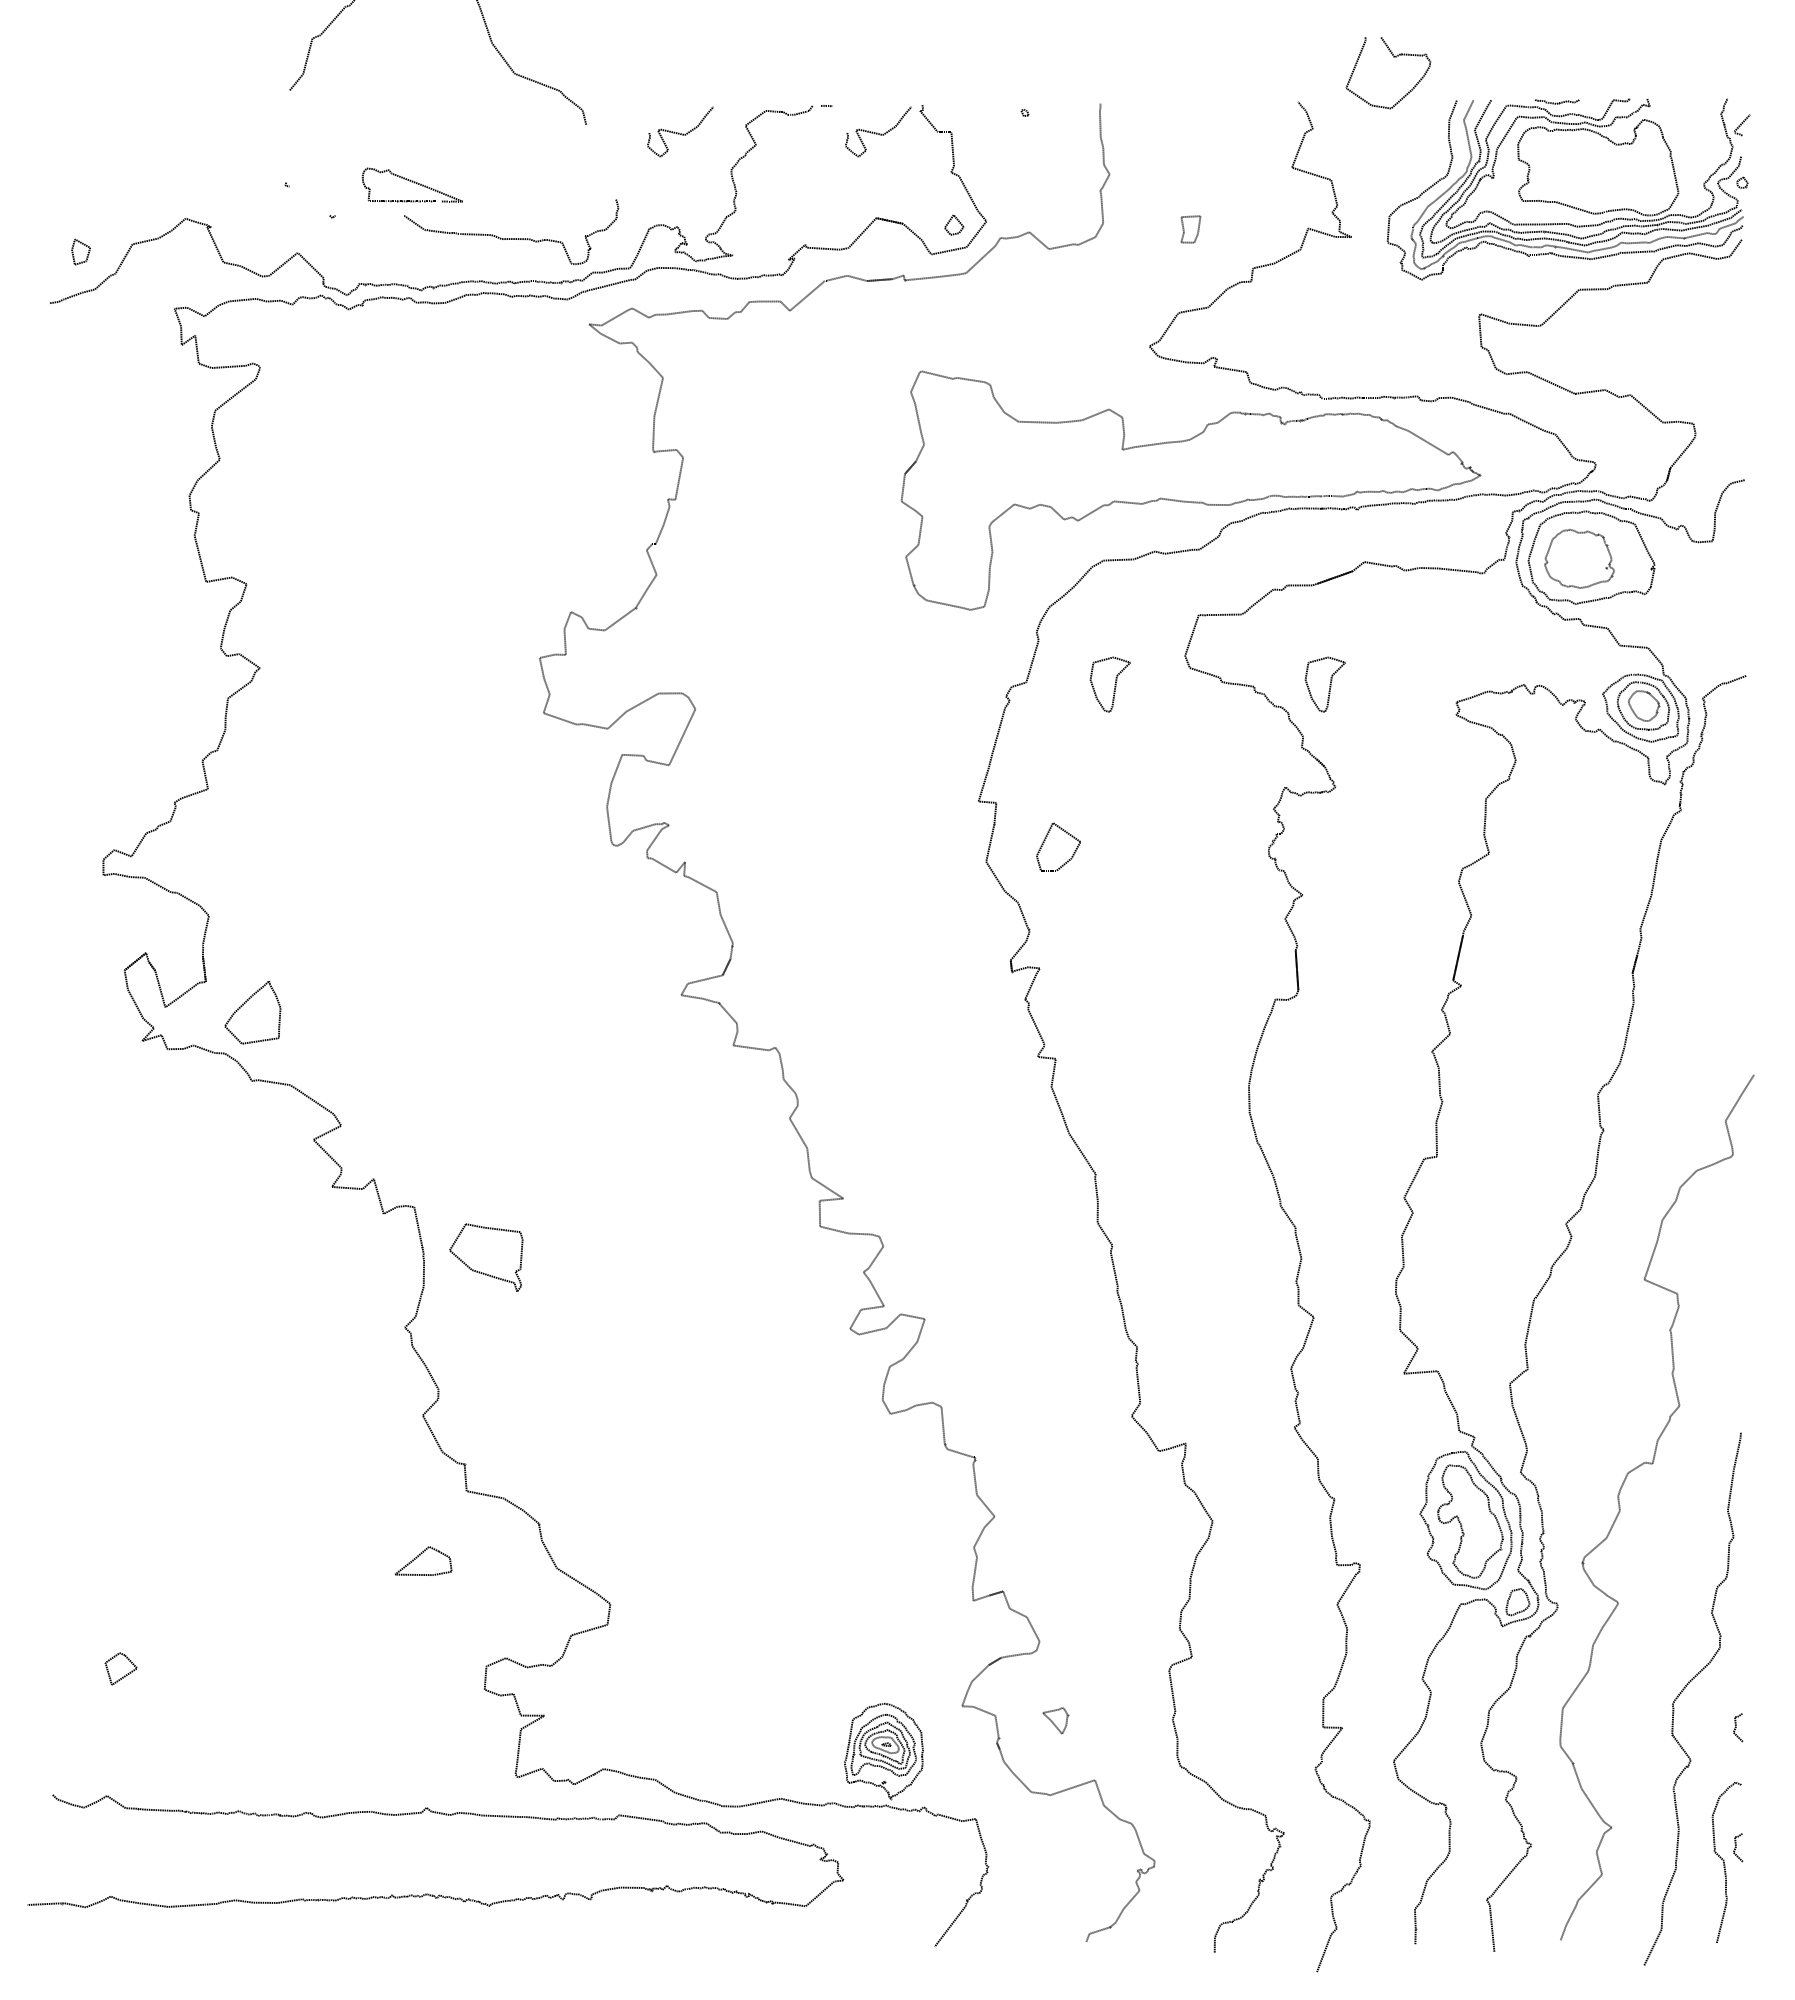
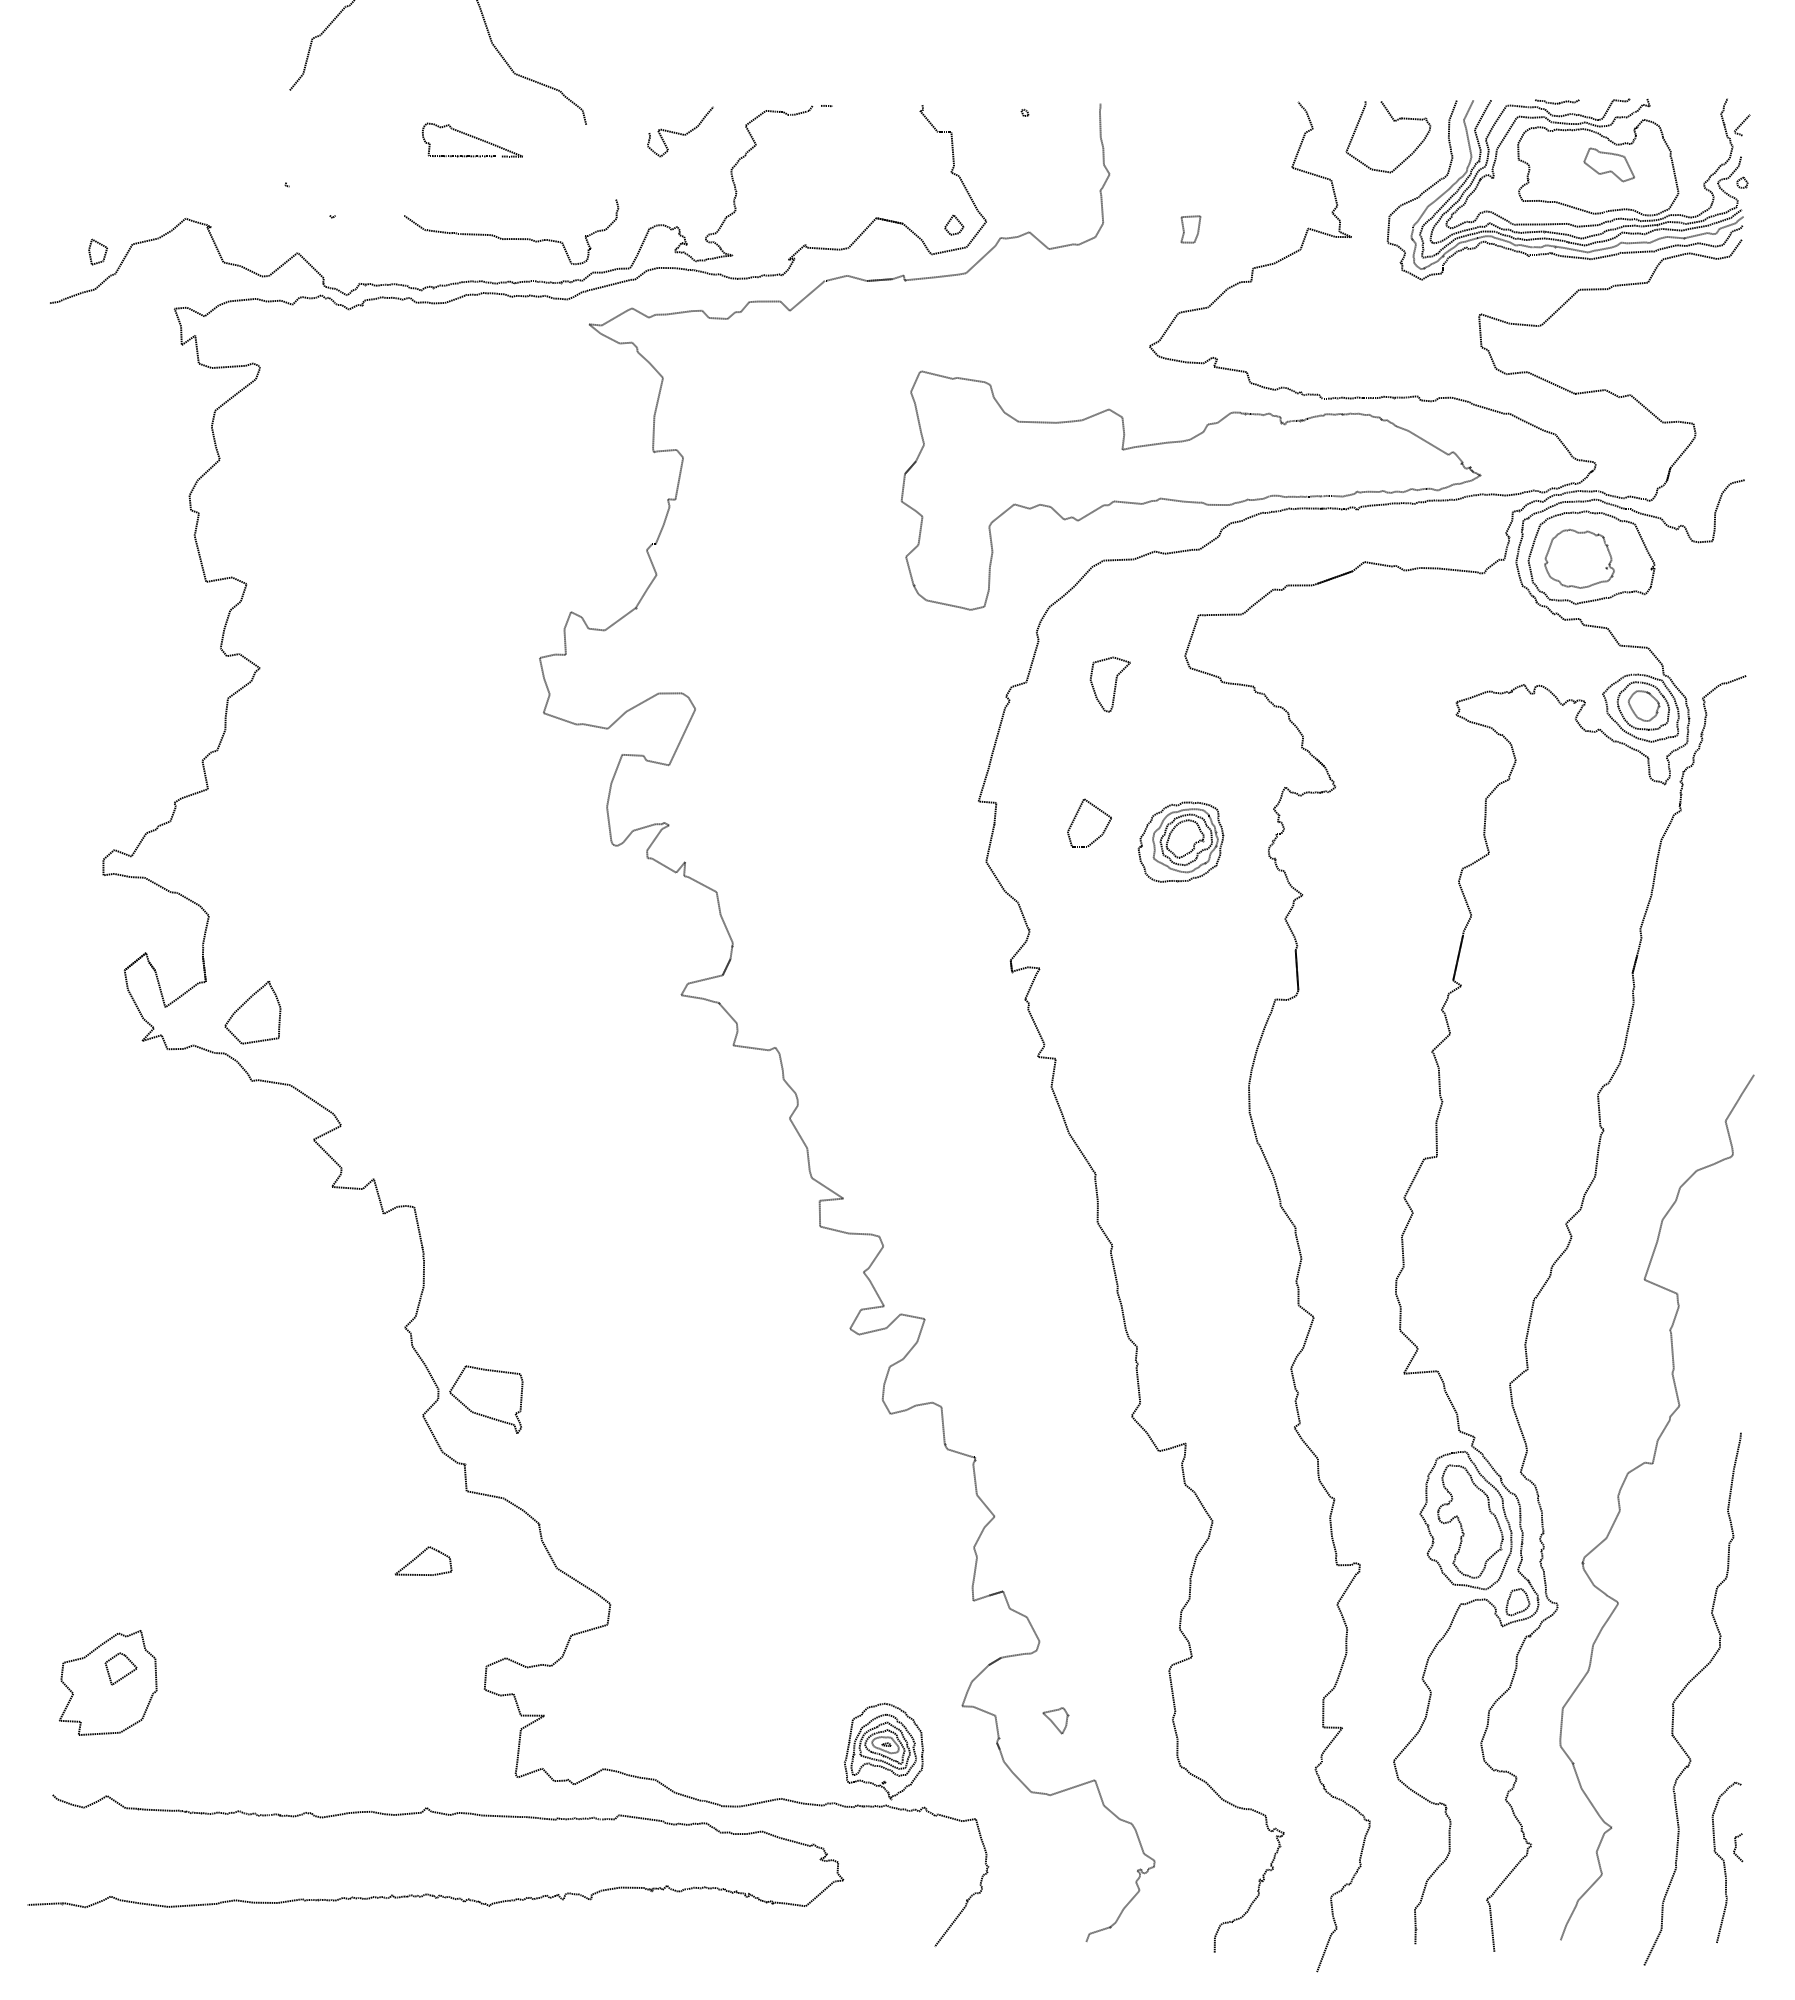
curve position: (1393, 57) -> (1393, 121) (1393, 121)
curve: present -> none (877, 132)
part: none -> present (1608, 164)
curve position: (411, 182) -> (471, 137) (471, 137)
part position: (80, 251) -> (97, 251) (97, 251)
part: present -> none (1324, 684)
part position: (1045, 840) -> (1076, 816) (1076, 816)
part: none -> present (1180, 841)
part position: (486, 1257) -> (486, 1399) (486, 1399)
part: none -> present (108, 1682)
curve: present -> none (1736, 1727)
